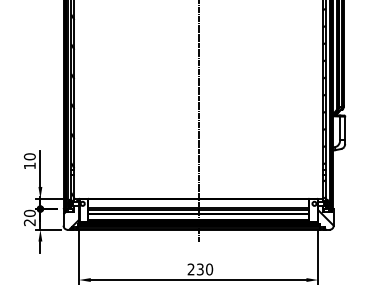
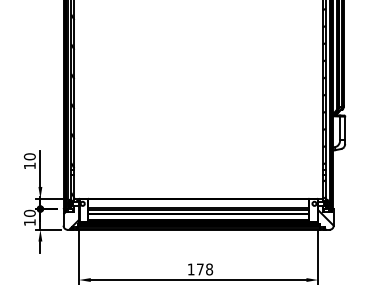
line: present -> none (198, 121)
text: 20 -> 10 (29, 222)
text: 230 -> 178 (200, 269)
